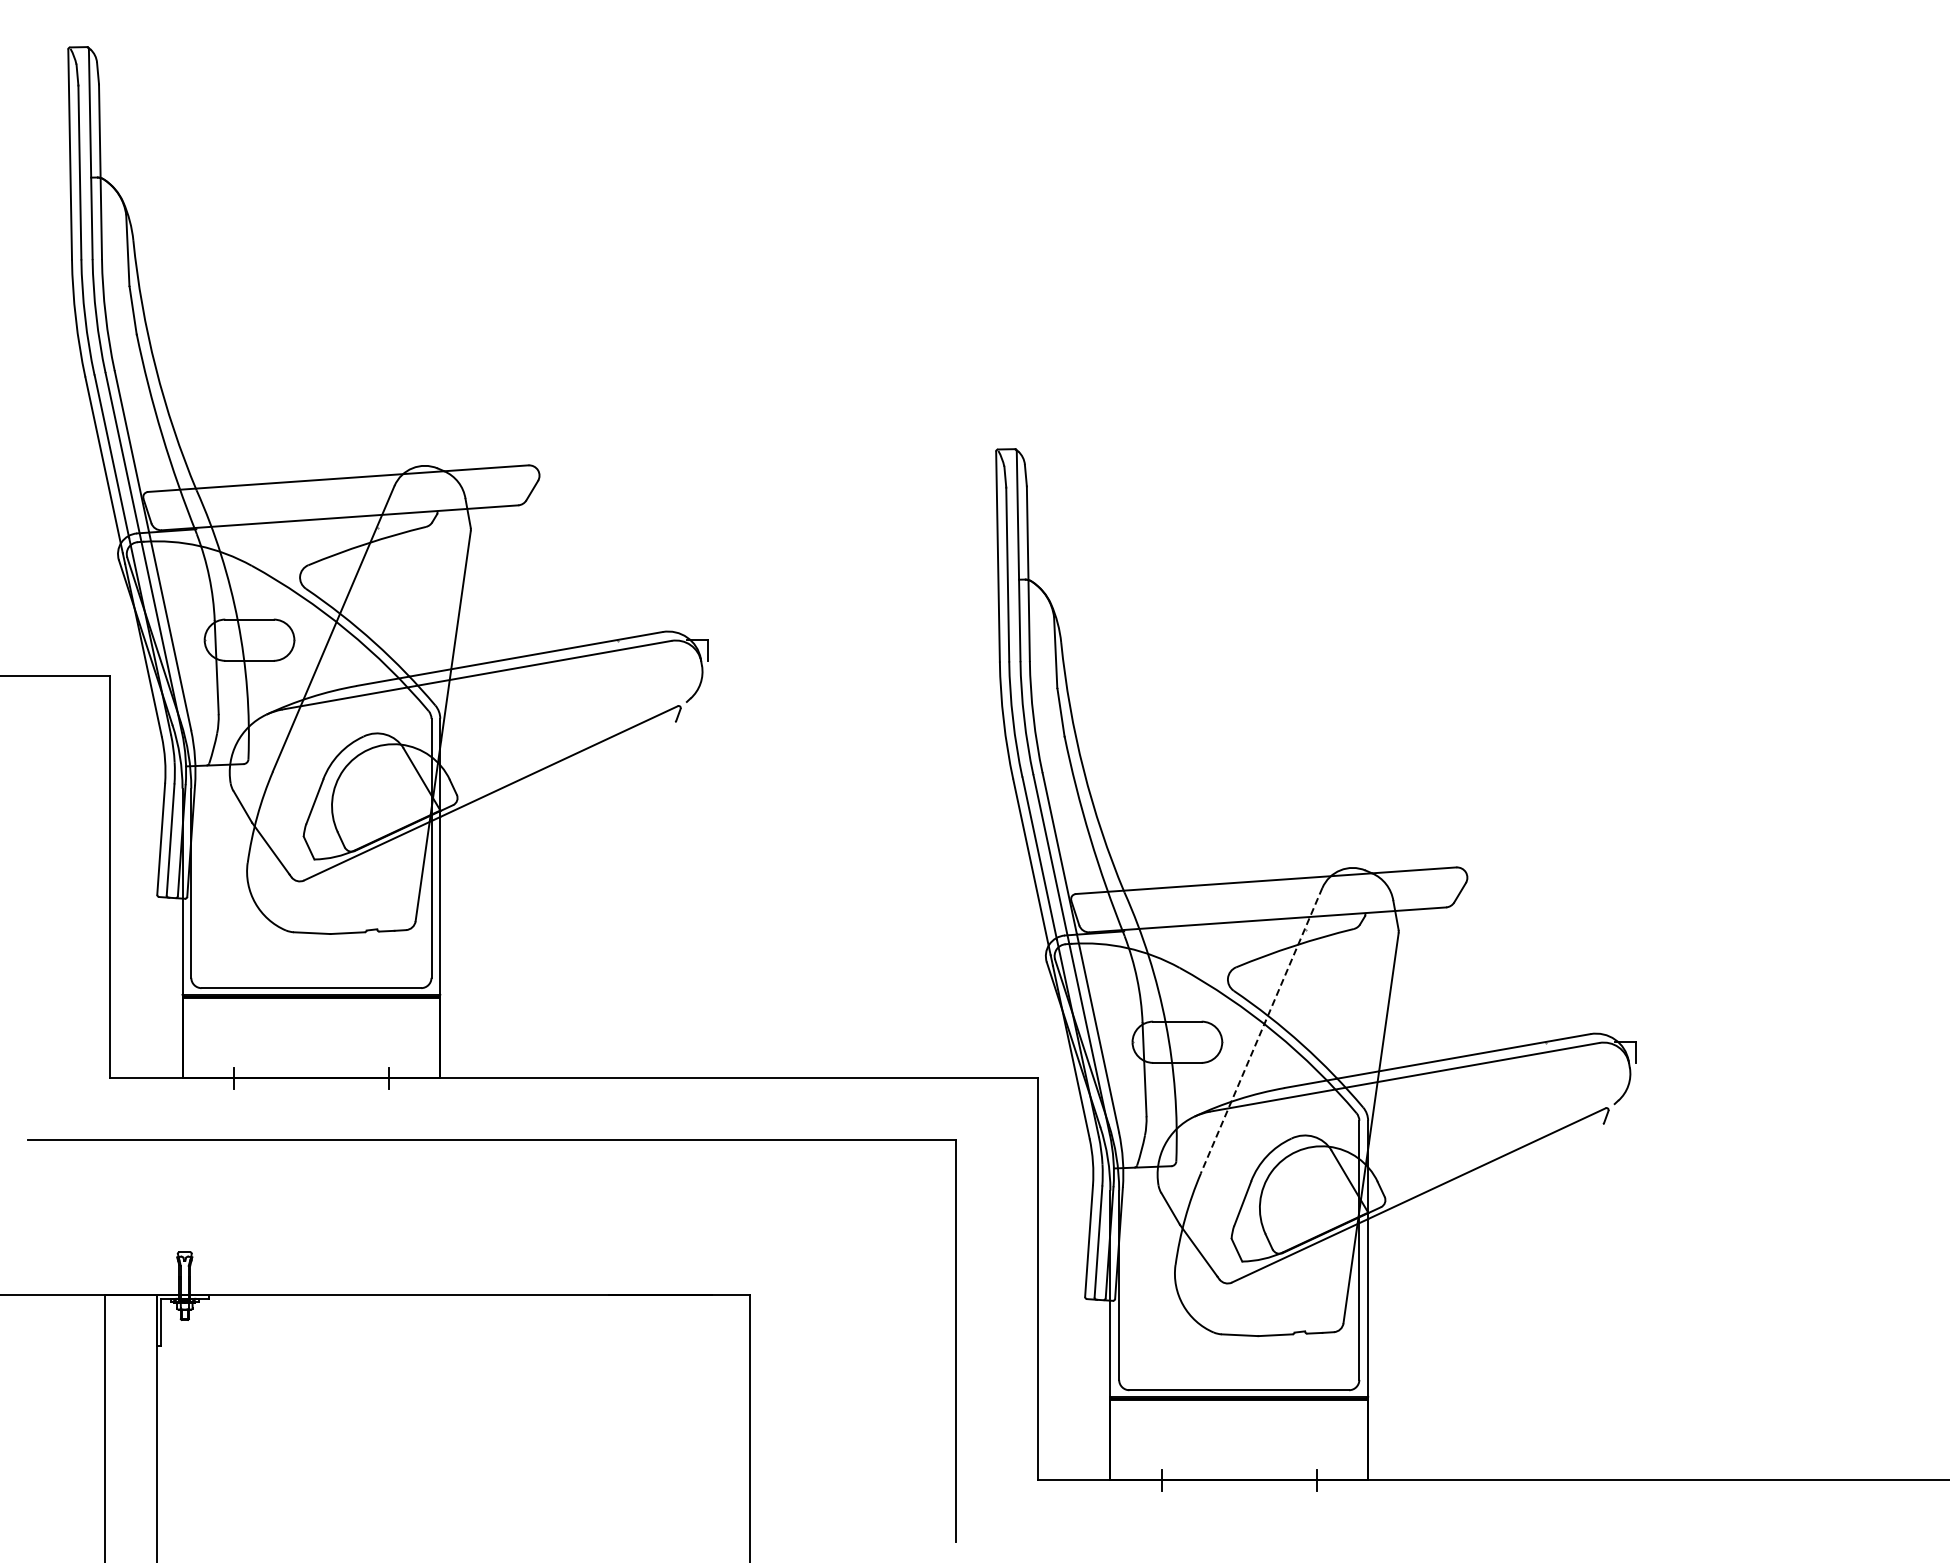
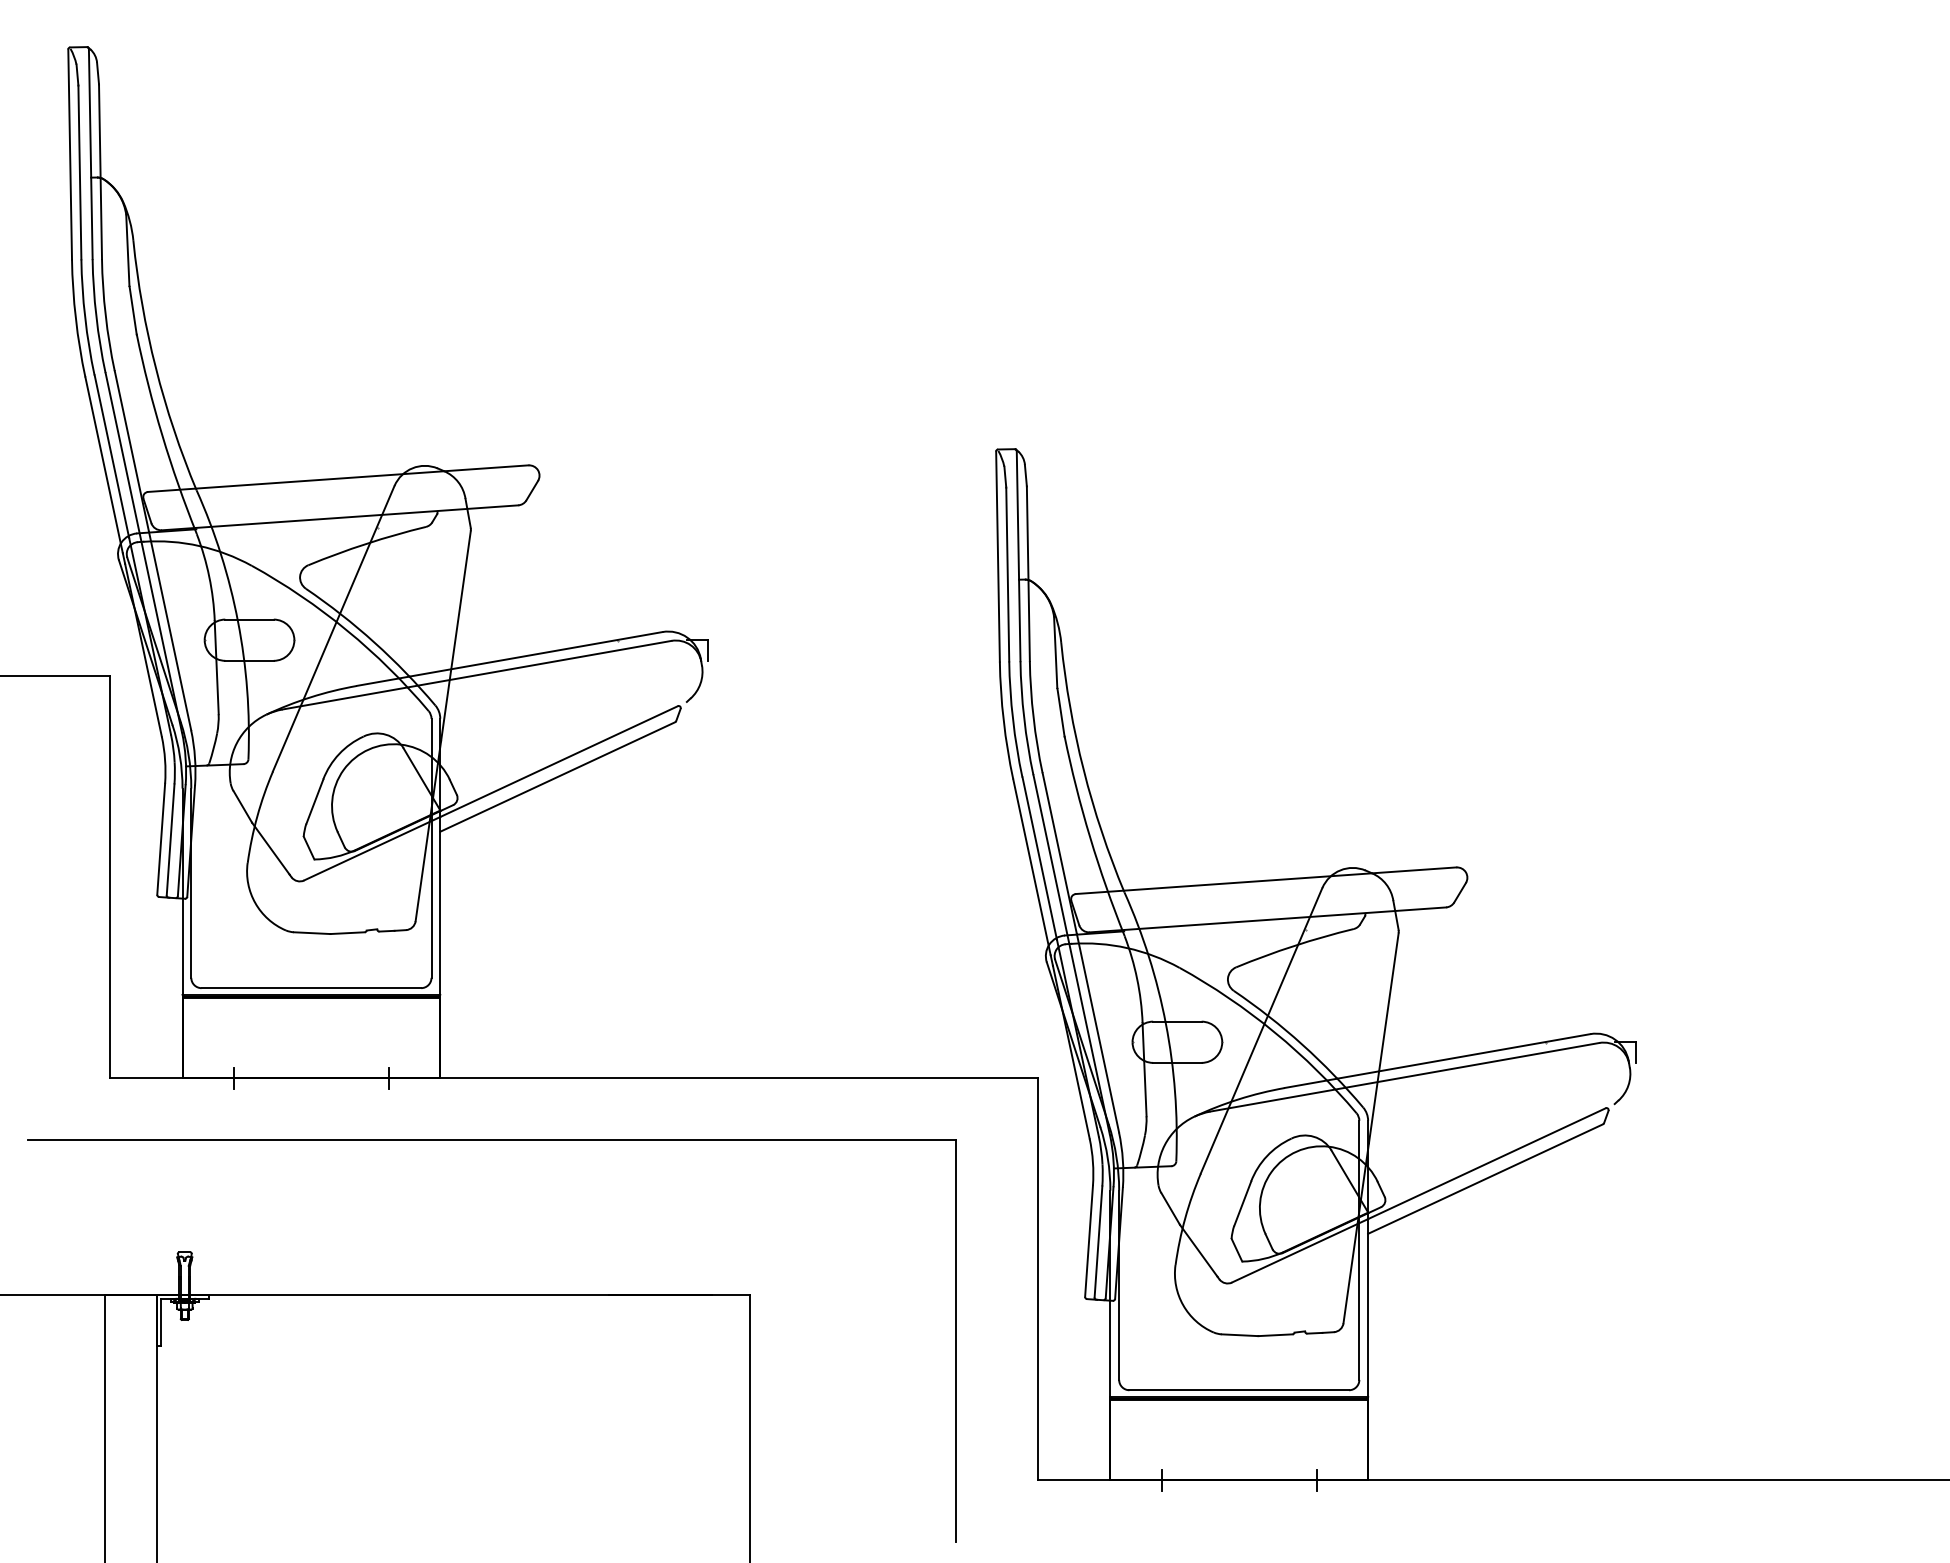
line: none -> present (557, 776)
line: dashed -> solid (1261, 1031)
line: none -> present (1485, 1178)
